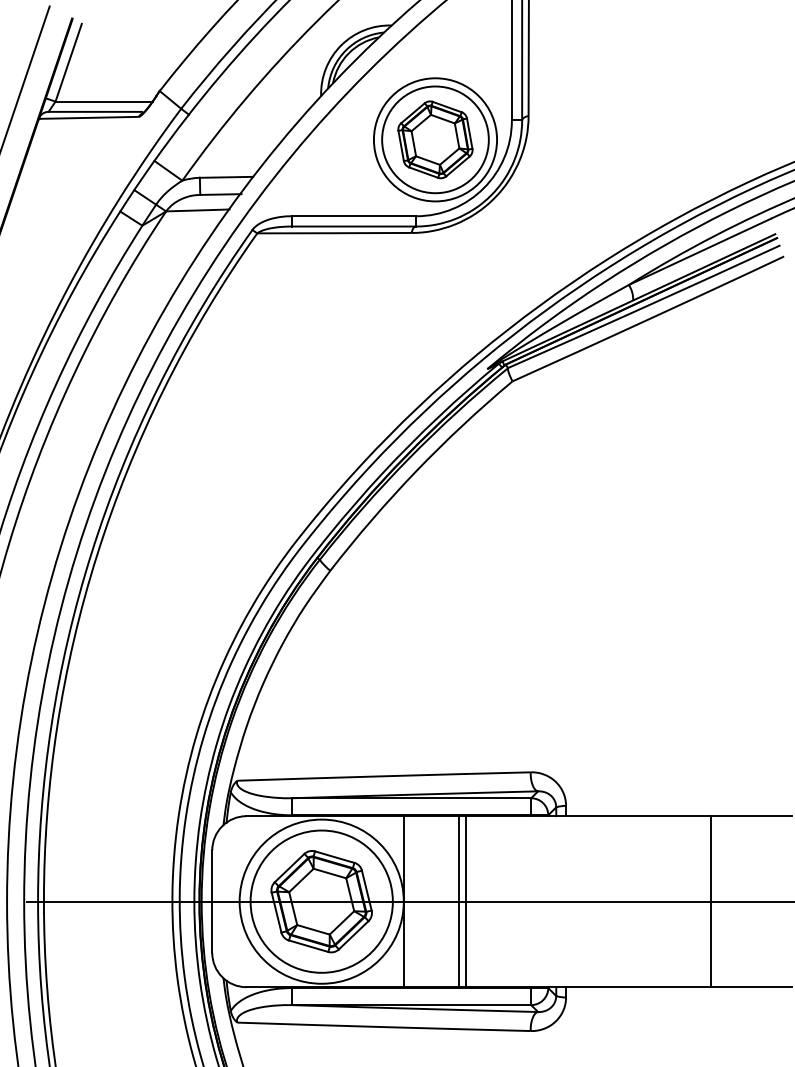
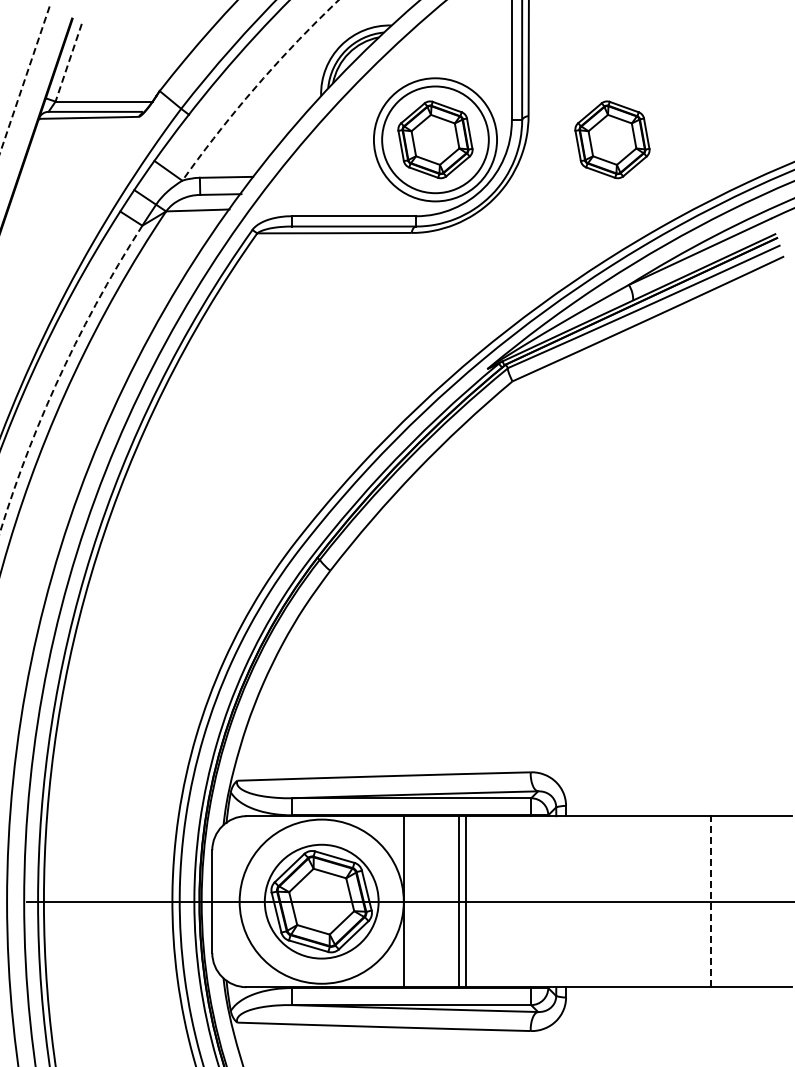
line: solid -> dashed (68, 63)
line: solid -> dashed (24, 80)
arc: solid -> dashed (256, 86)
part: none -> present (612, 139)
arc: solid -> dashed (59, 376)
circle diameter: 142 px -> 114 px (321, 901)
line: solid -> dashed (711, 901)
